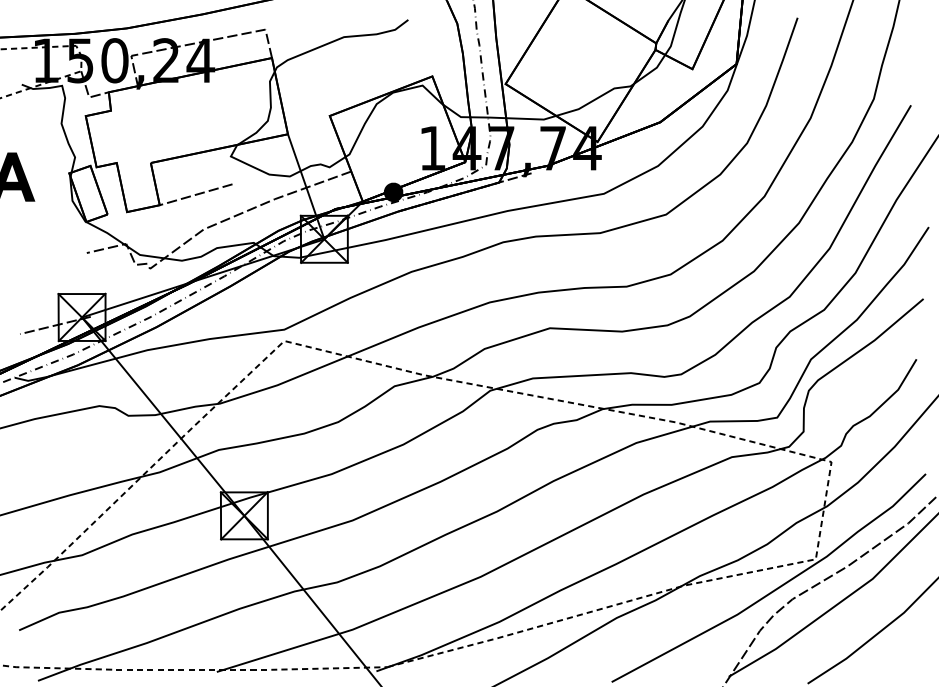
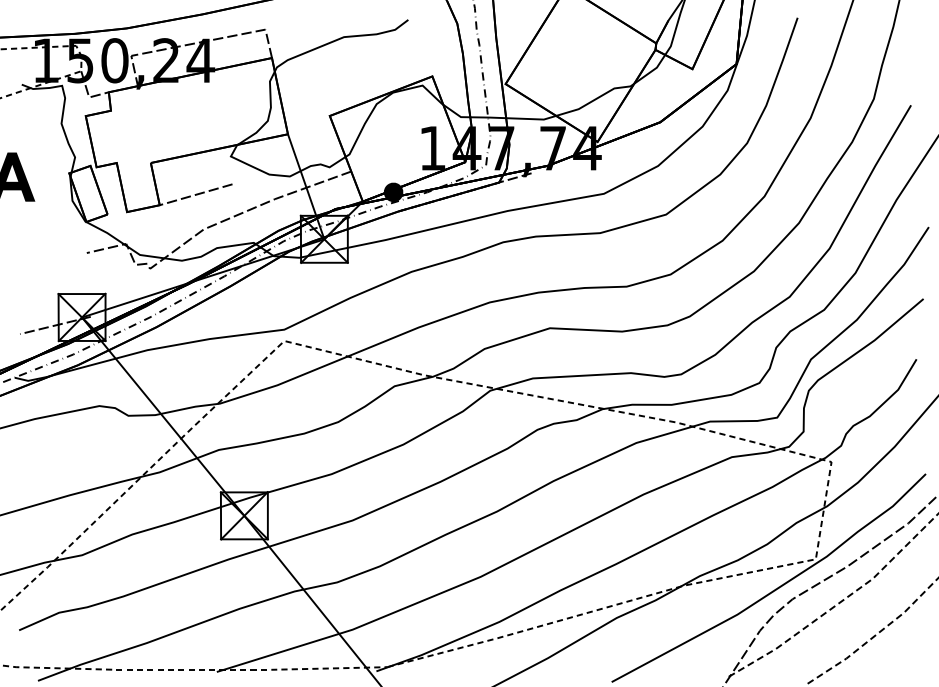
line: solid -> dashed (840, 602)
line: solid -> dashed (875, 635)
